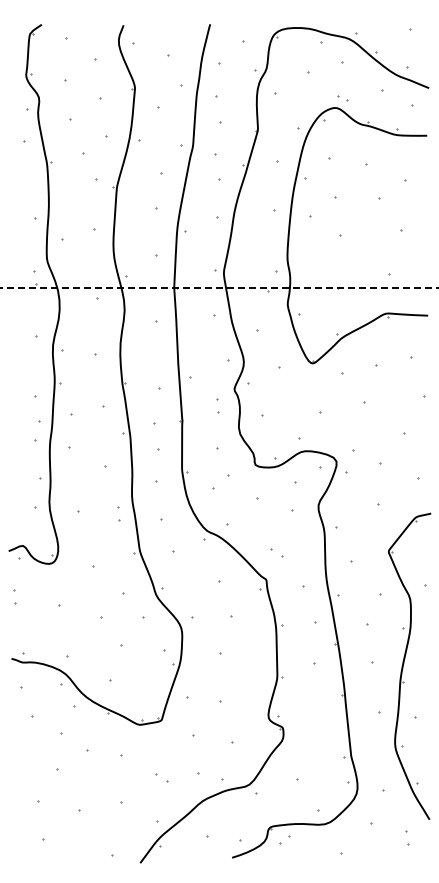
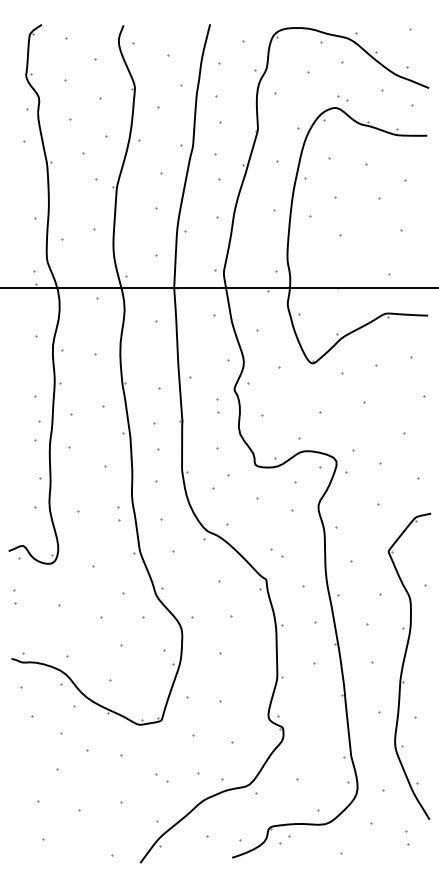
line: dashed -> solid (219, 288)
